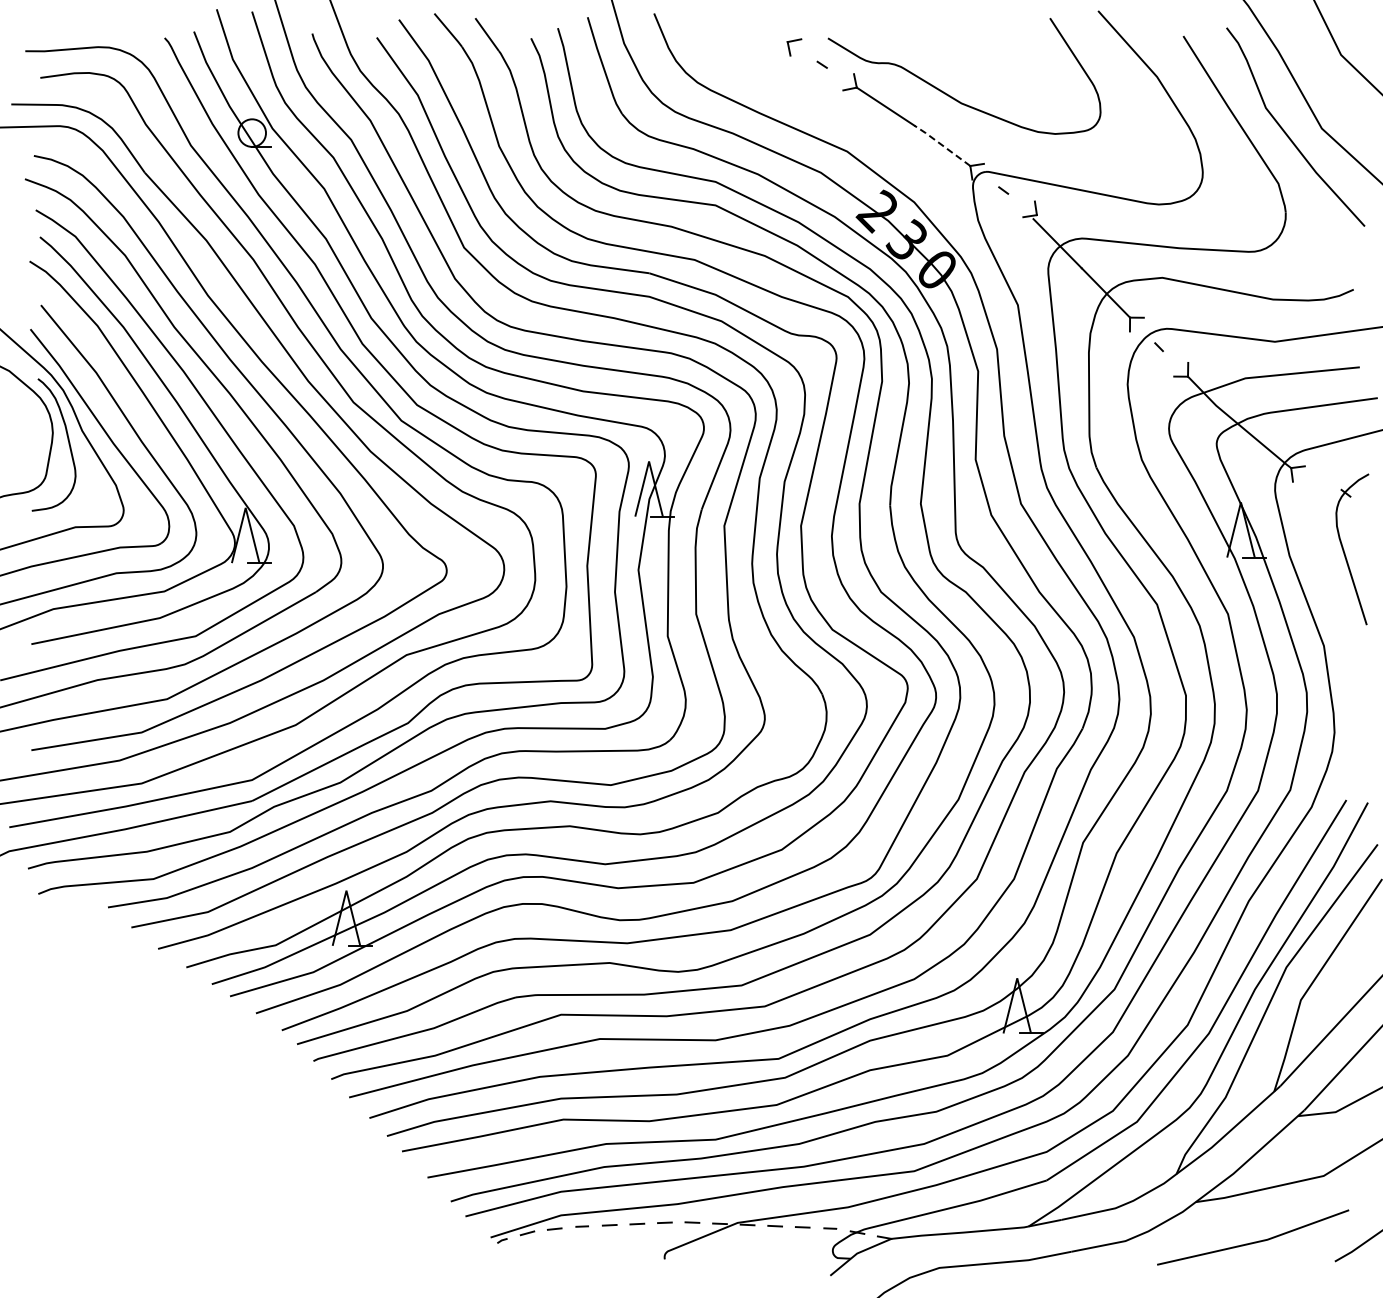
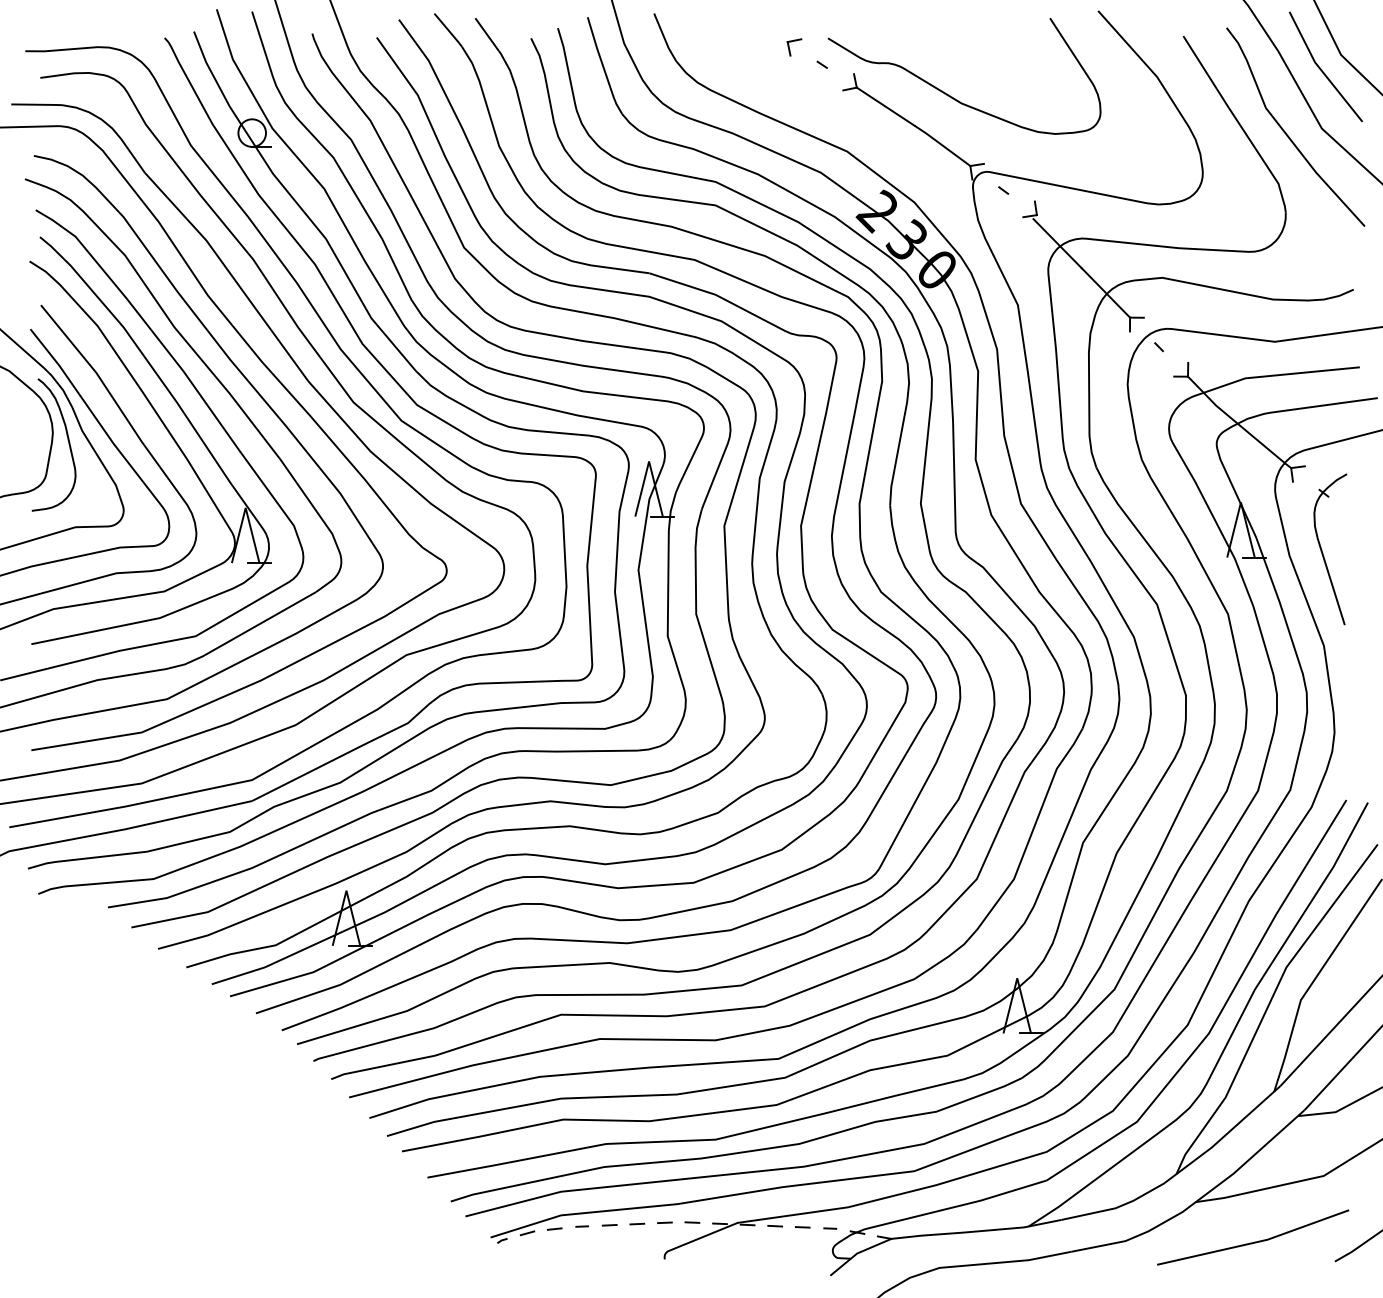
line: none -> present (1321, 68)
line: dashed -> solid (941, 144)
part position: (1344, 549) -> (1322, 549) (1322, 549)
